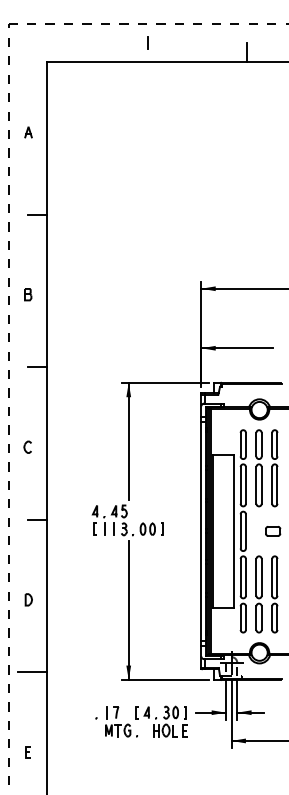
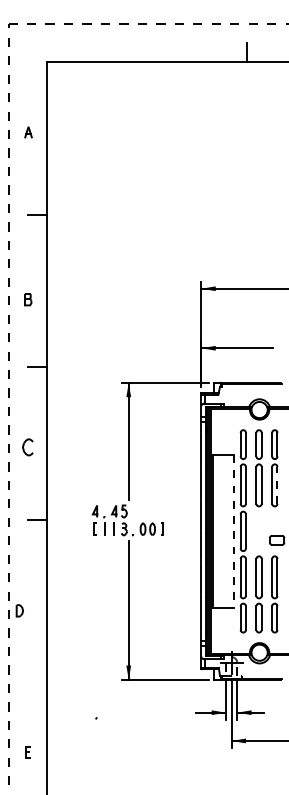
line: present -> none (147, 42)
part position: (28, 294) -> (28, 299) (28, 299)
part size: 9x14 px -> 12x19 px (27, 447)
line: solid -> dashed (277, 484)
line: solid -> dashed (234, 531)
part position: (273, 531) -> (277, 540) (277, 540)
part position: (28, 599) -> (19, 610) (19, 610)
line: present -> none (32, 672)
part: present -> none (146, 721)
